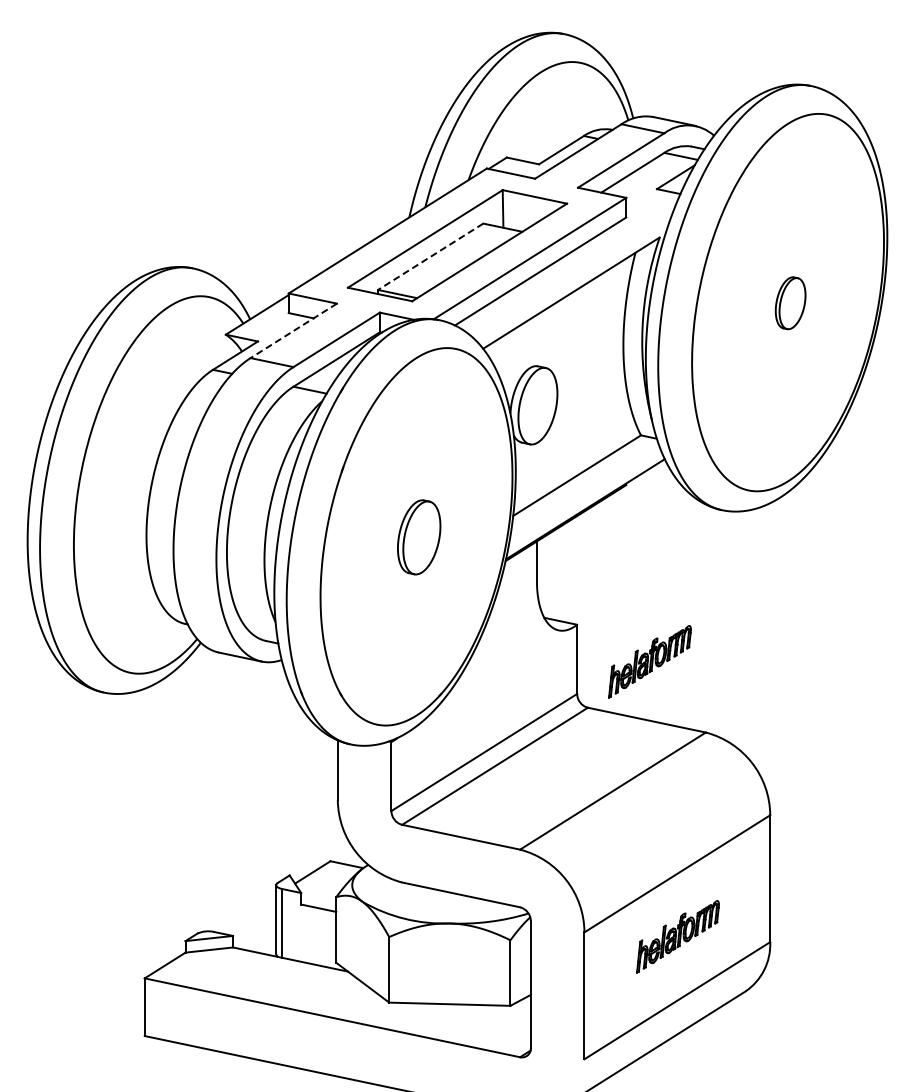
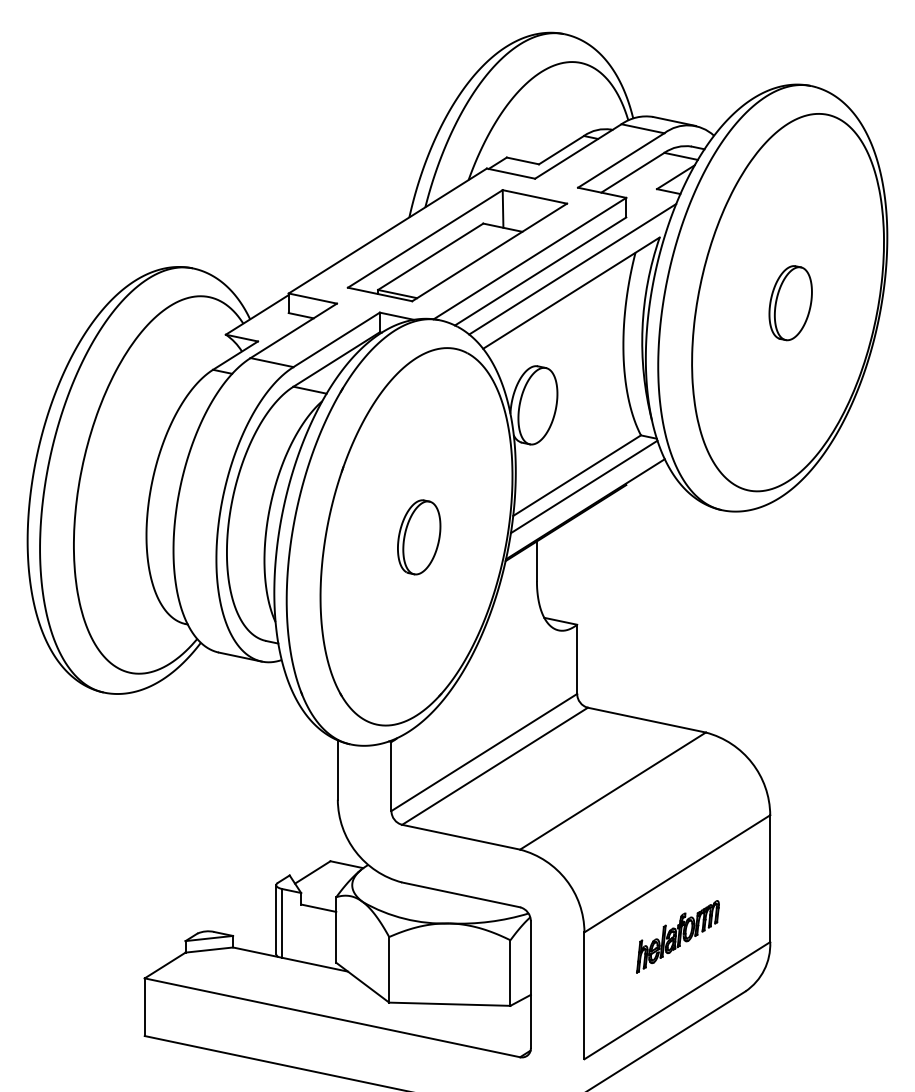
line: dashed -> solid (430, 257)
line: none -> present (572, 269)
part size: 33x55 px -> 45x77 px (790, 303)
line: dashed -> solid (293, 331)
line: none -> present (583, 486)
part: present -> none (649, 661)
